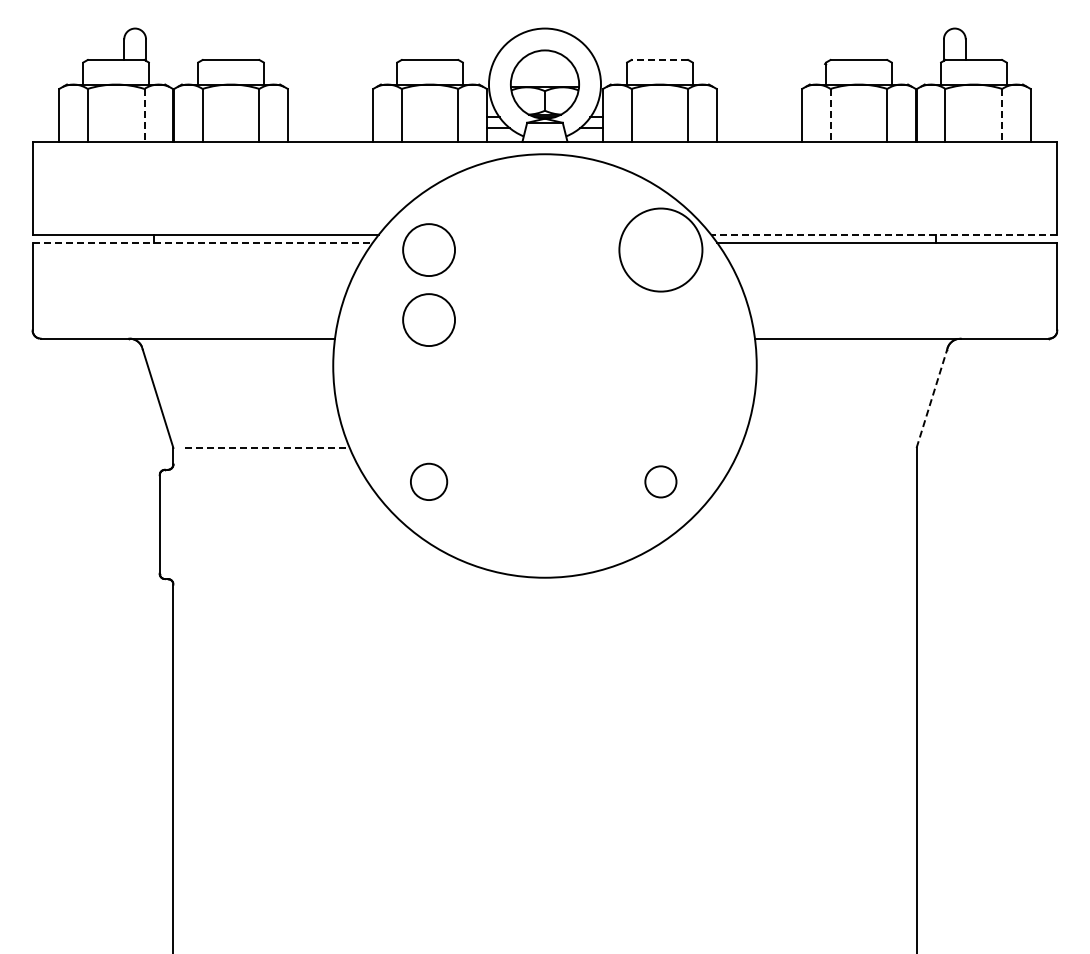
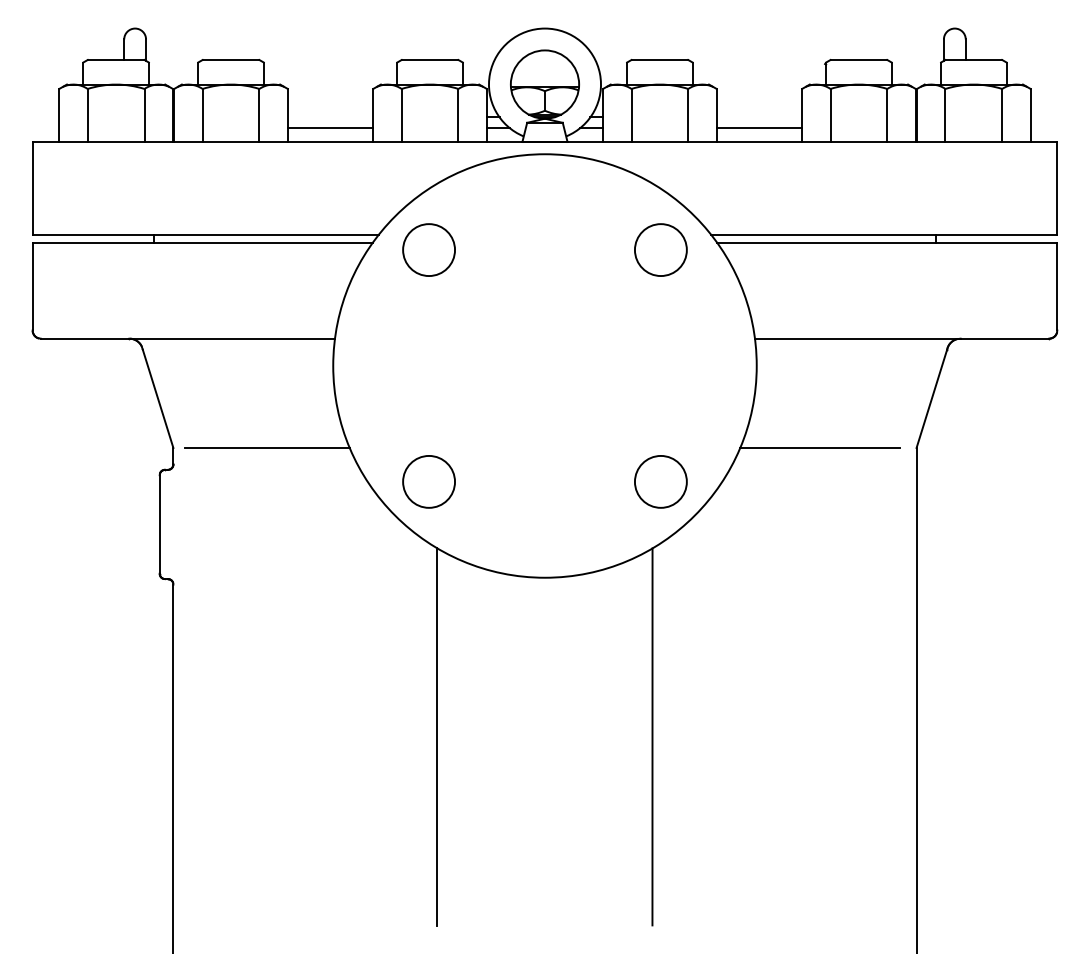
line: dashed -> solid (659, 59)
line: dashed -> solid (144, 115)
line: dashed -> solid (830, 115)
line: dashed -> solid (1002, 115)
line: none -> present (330, 128)
line: none -> present (759, 128)
line: dashed -> solid (883, 234)
line: dashed -> solid (202, 243)
circle diameter: 83 px -> 52 px (660, 250)
circle: present -> none (428, 319)
line: dashed -> solid (932, 398)
line: dashed -> solid (267, 447)
line: none -> present (819, 447)
circle size: 39x39 px -> 54x54 px (428, 481)
circle diameter: 31 px -> 52 px (660, 481)
line: none -> present (652, 736)
line: none -> present (437, 737)
